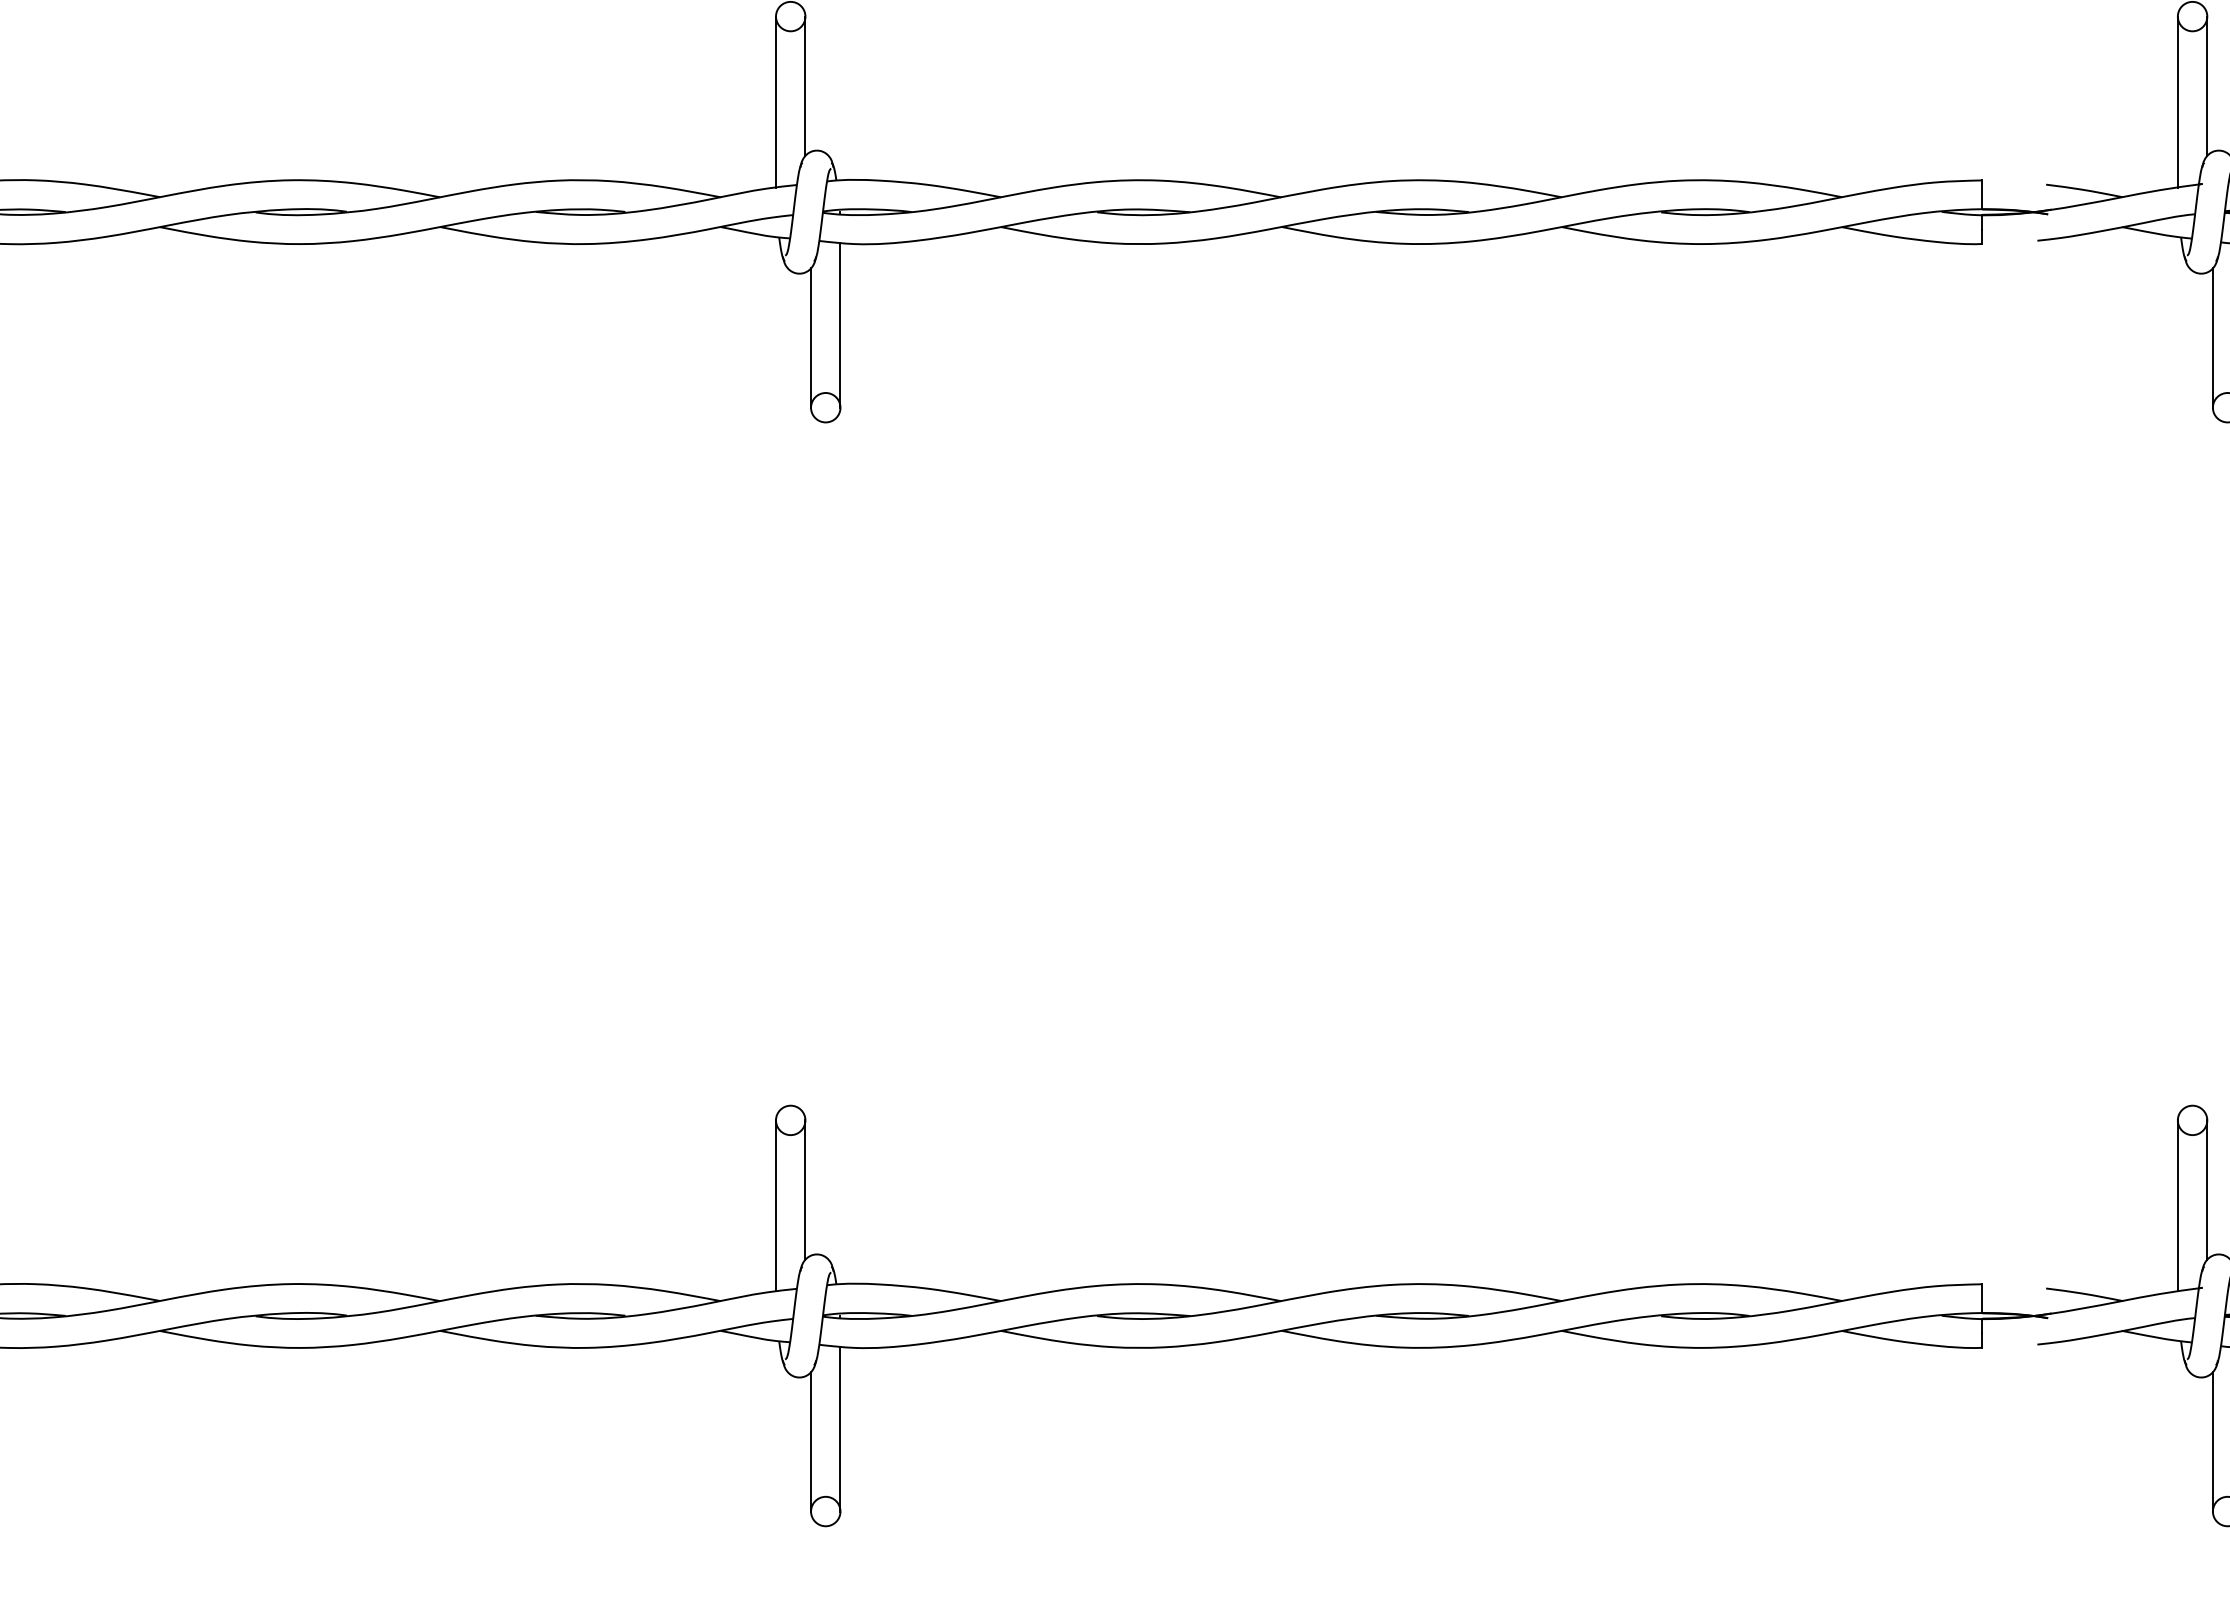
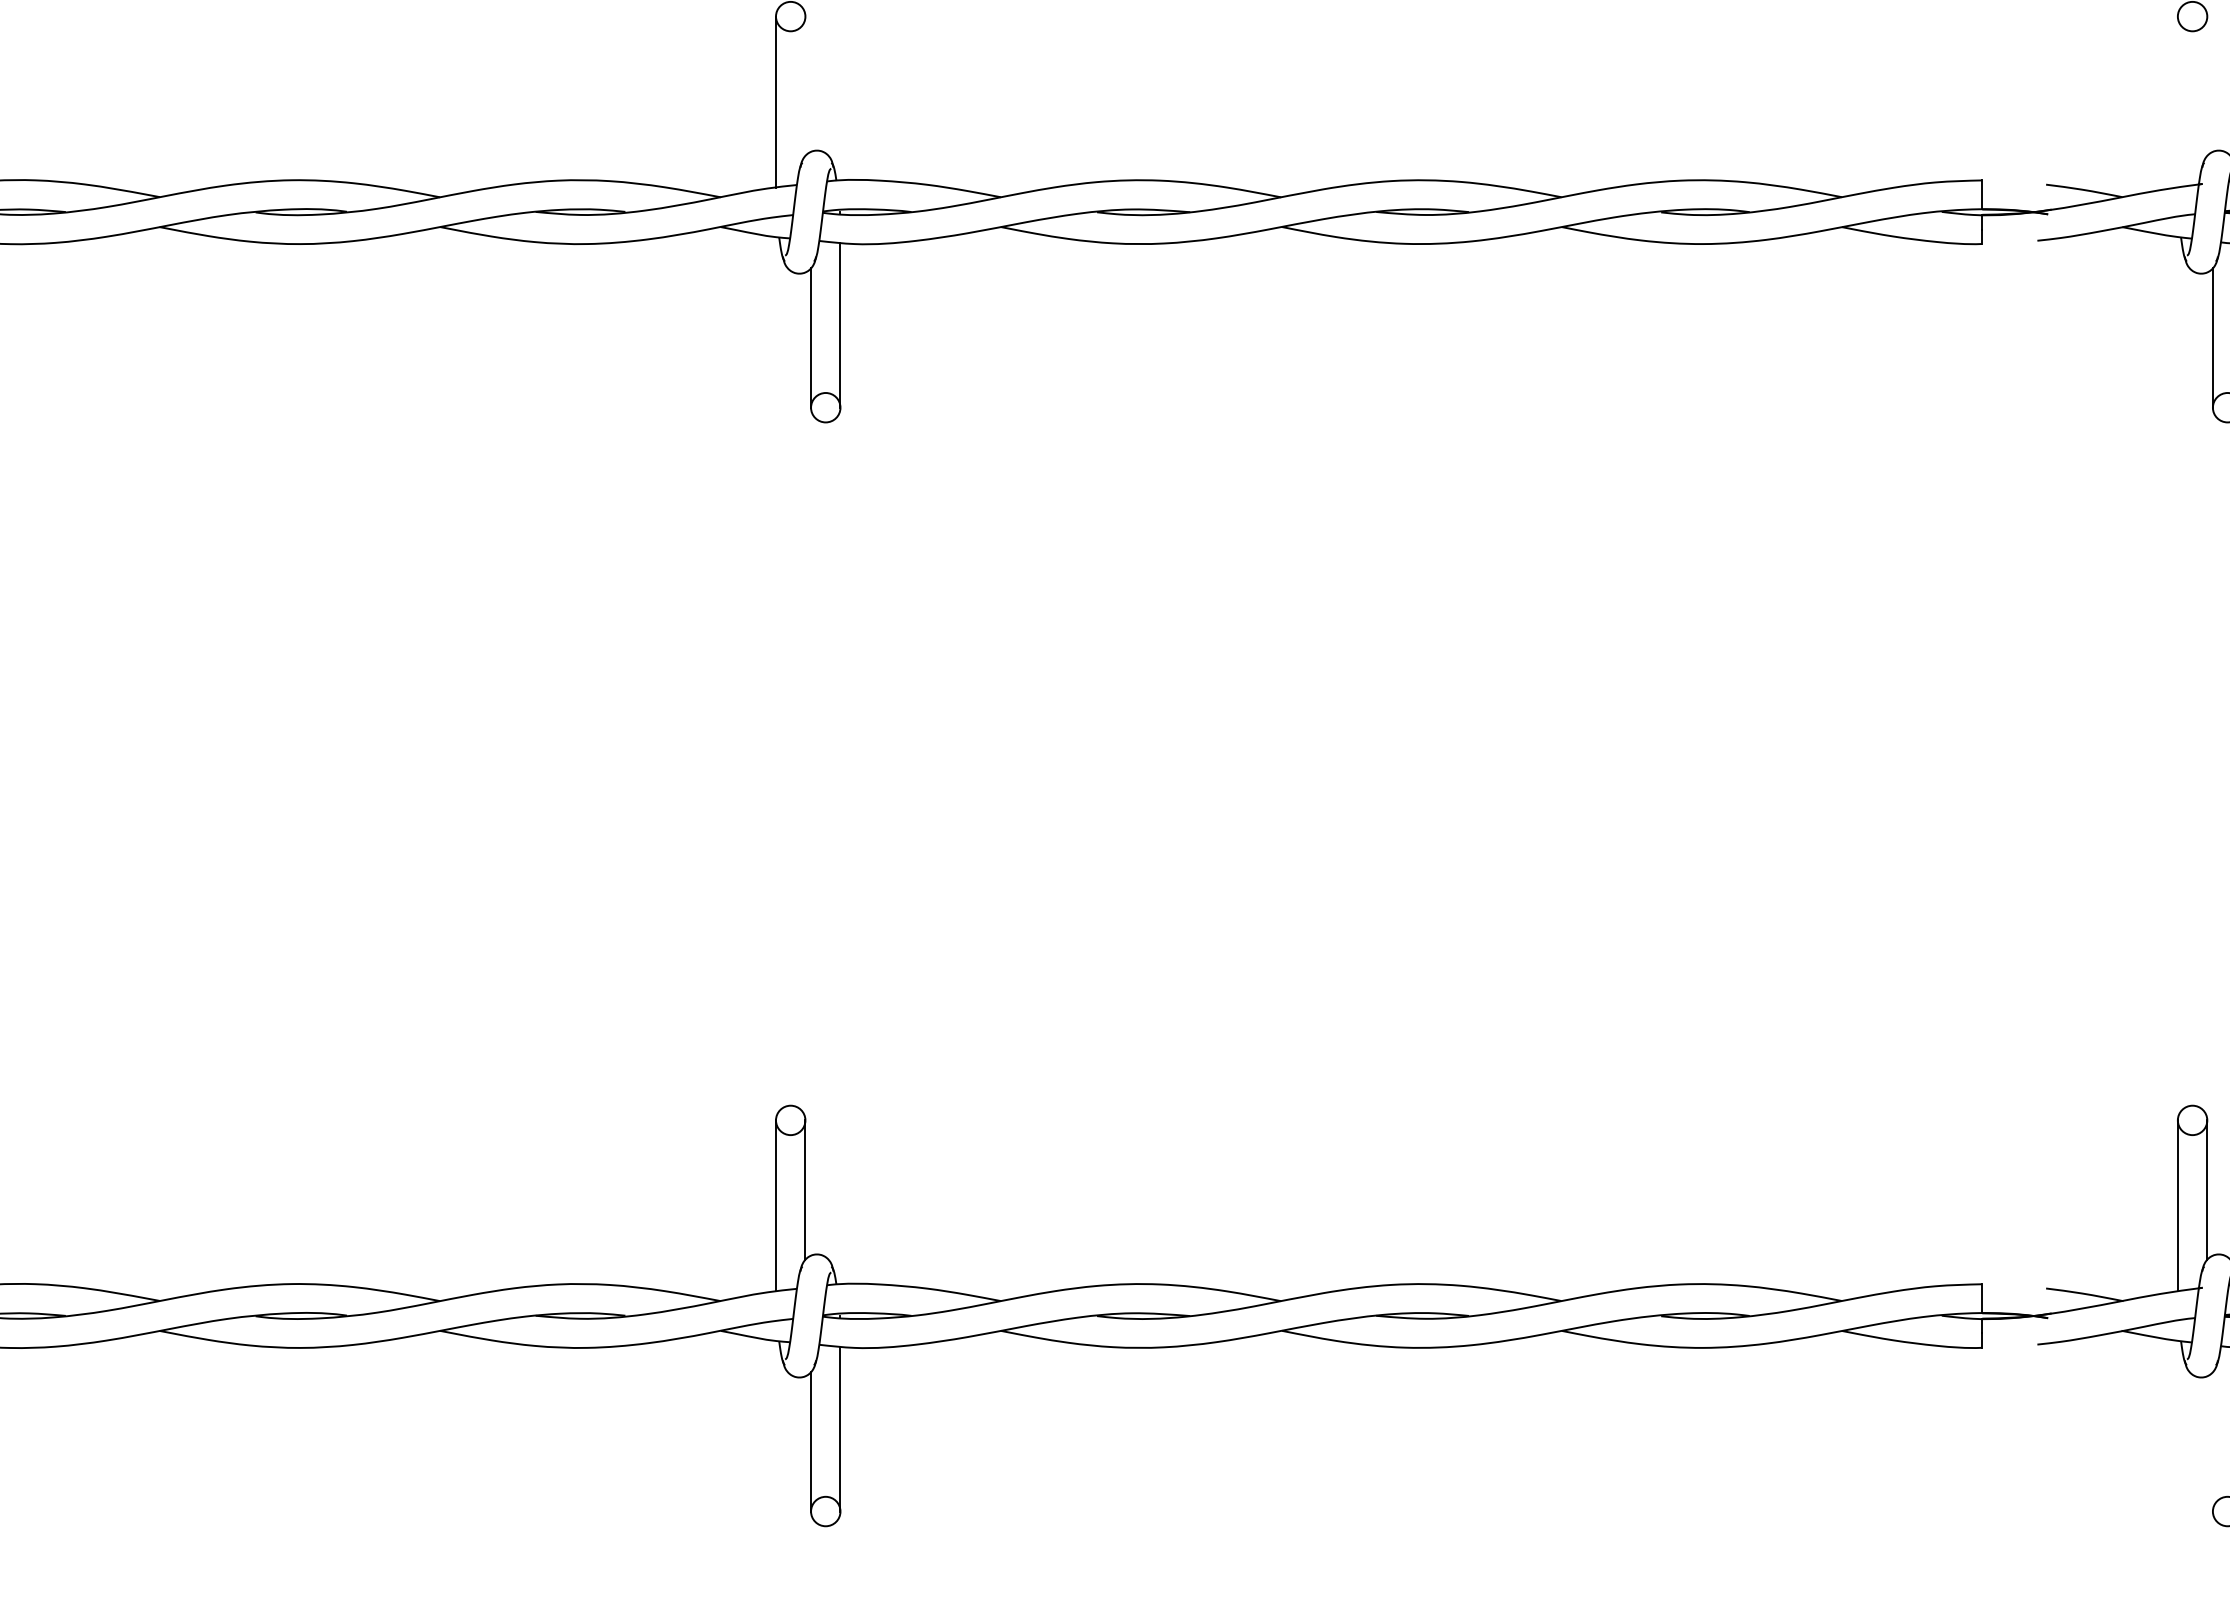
line: present -> none (805, 86)
line: present -> none (2207, 86)
line: present -> none (2177, 101)
line: present -> none (2212, 1441)
